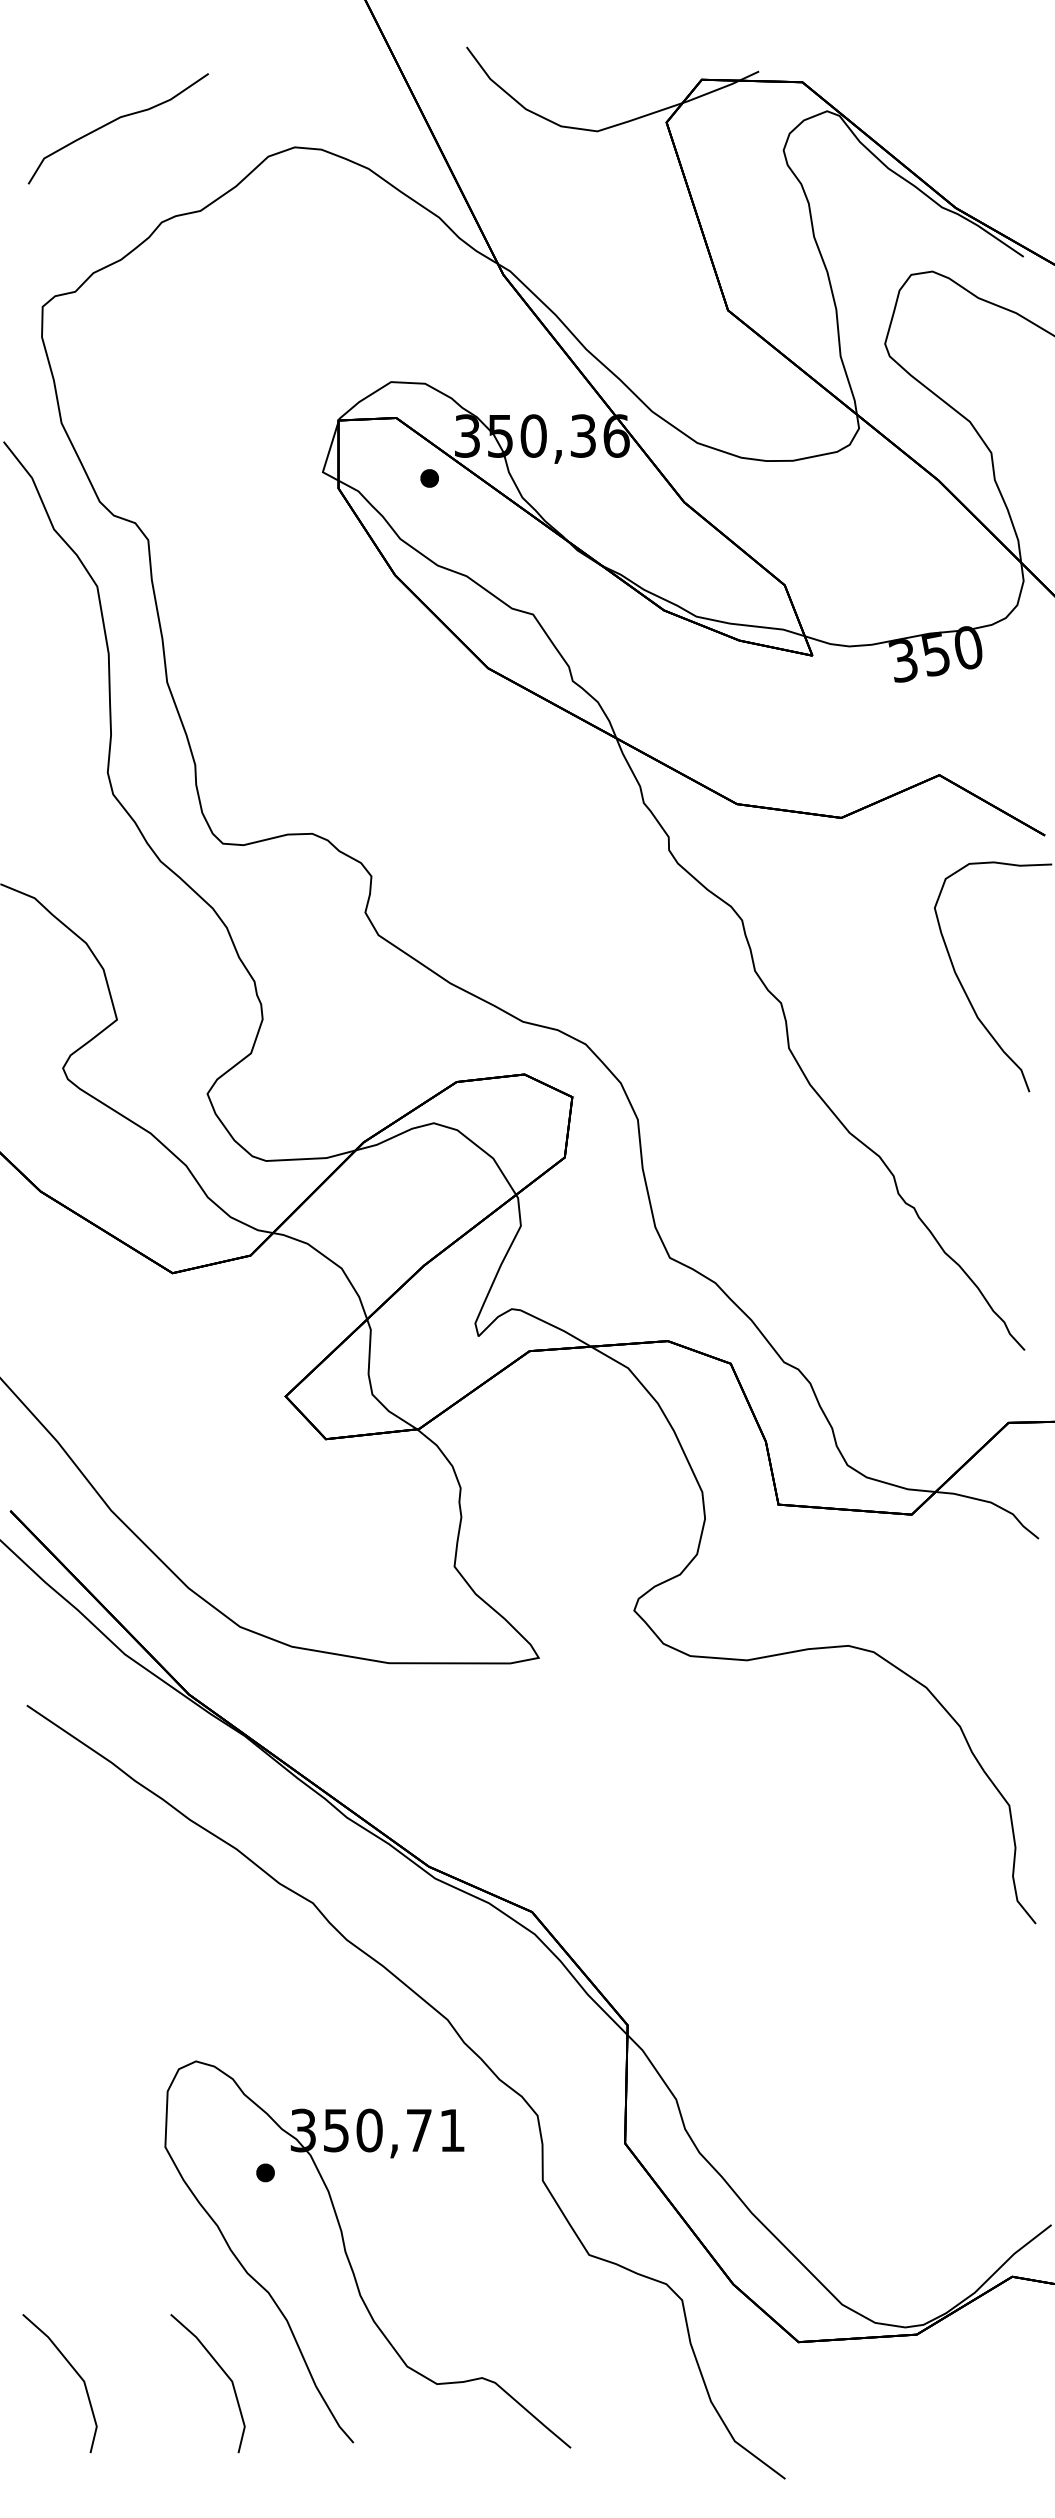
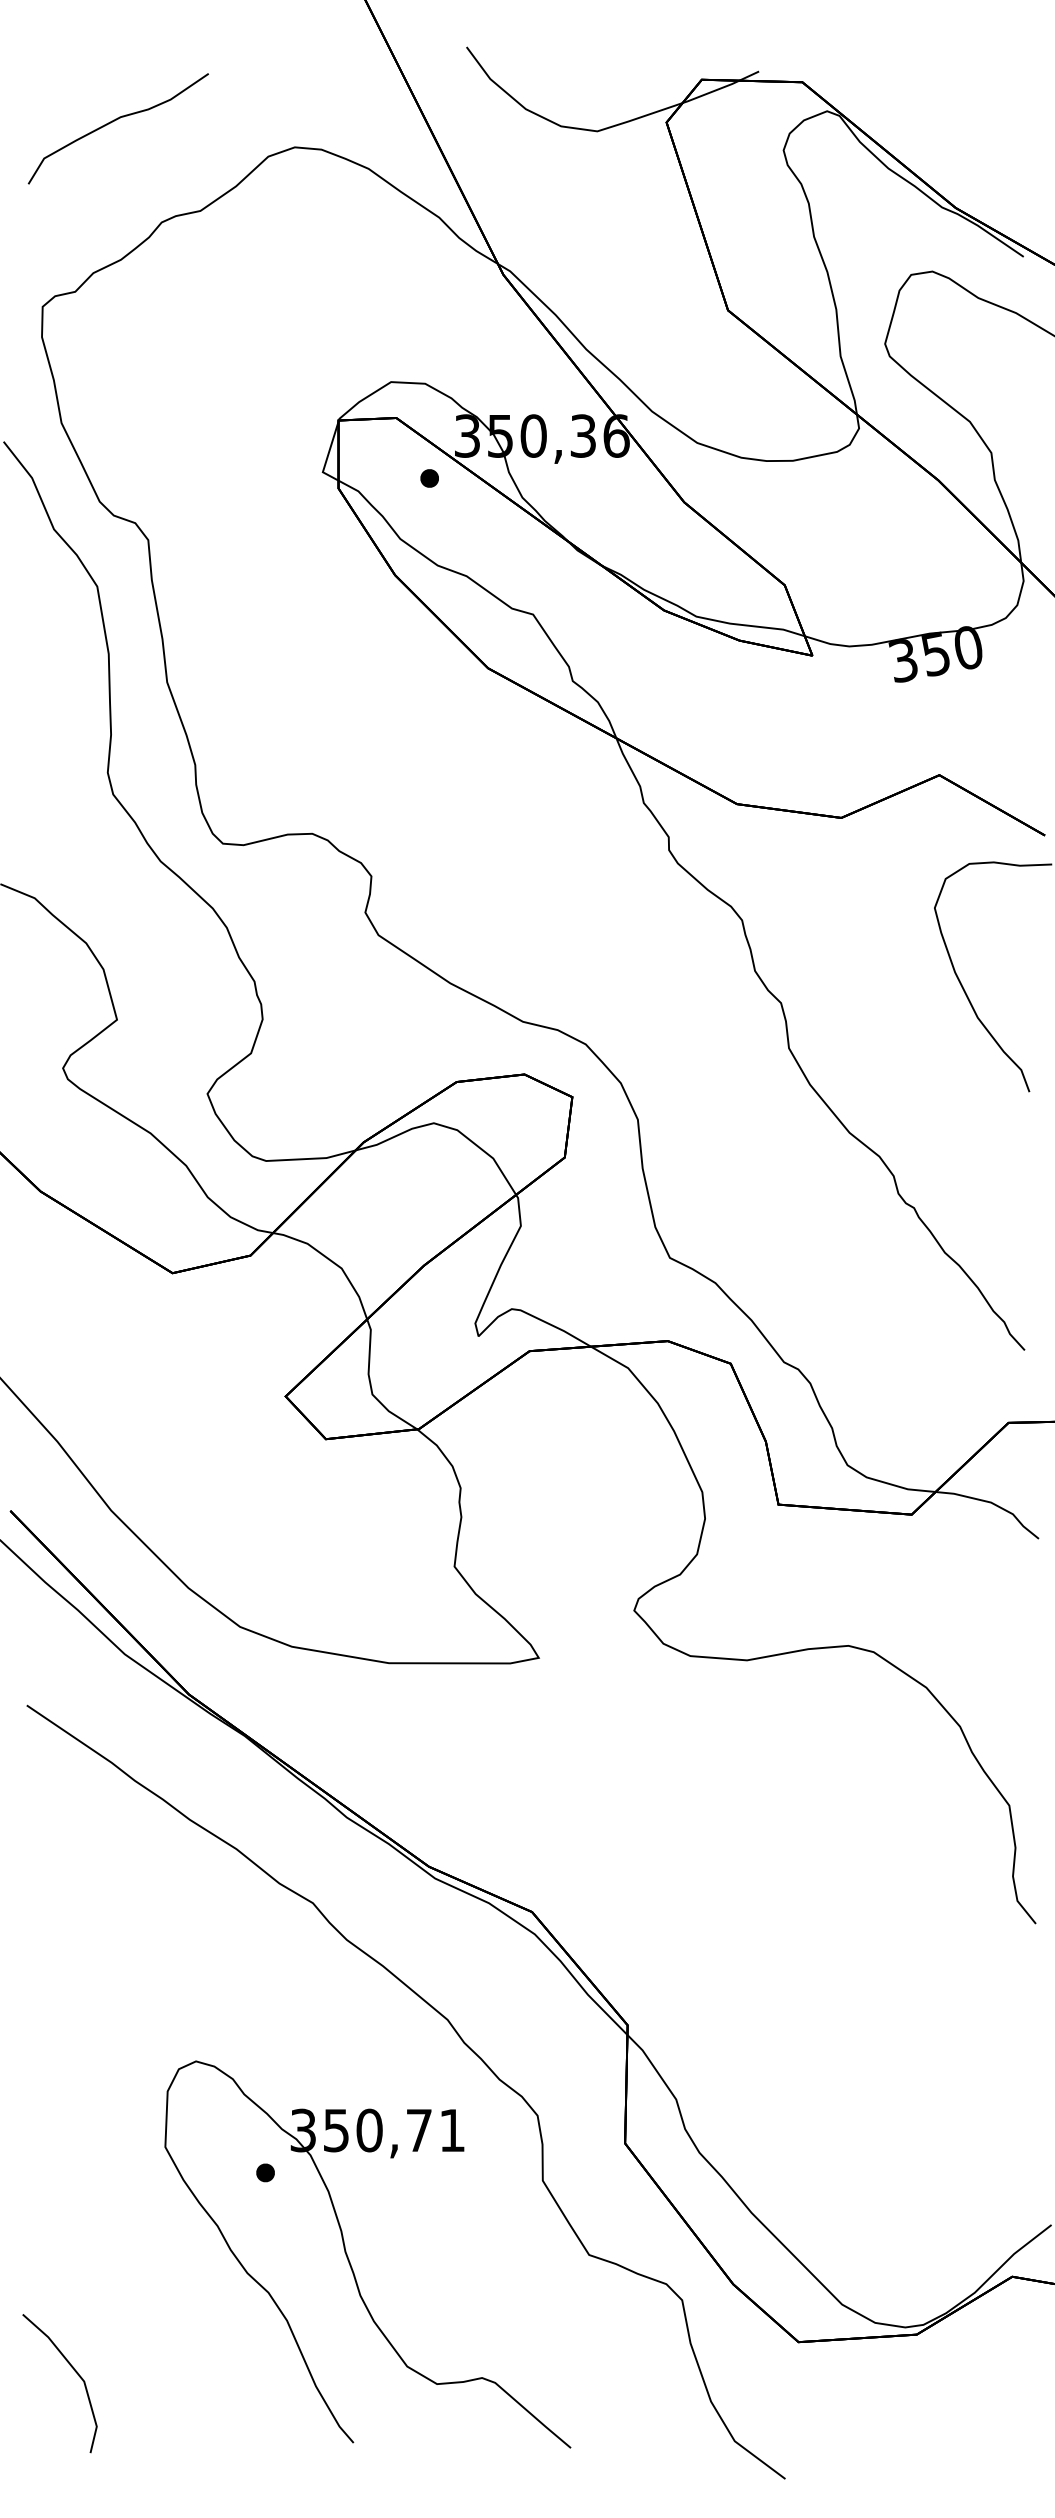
line: present -> none (222, 2371)
